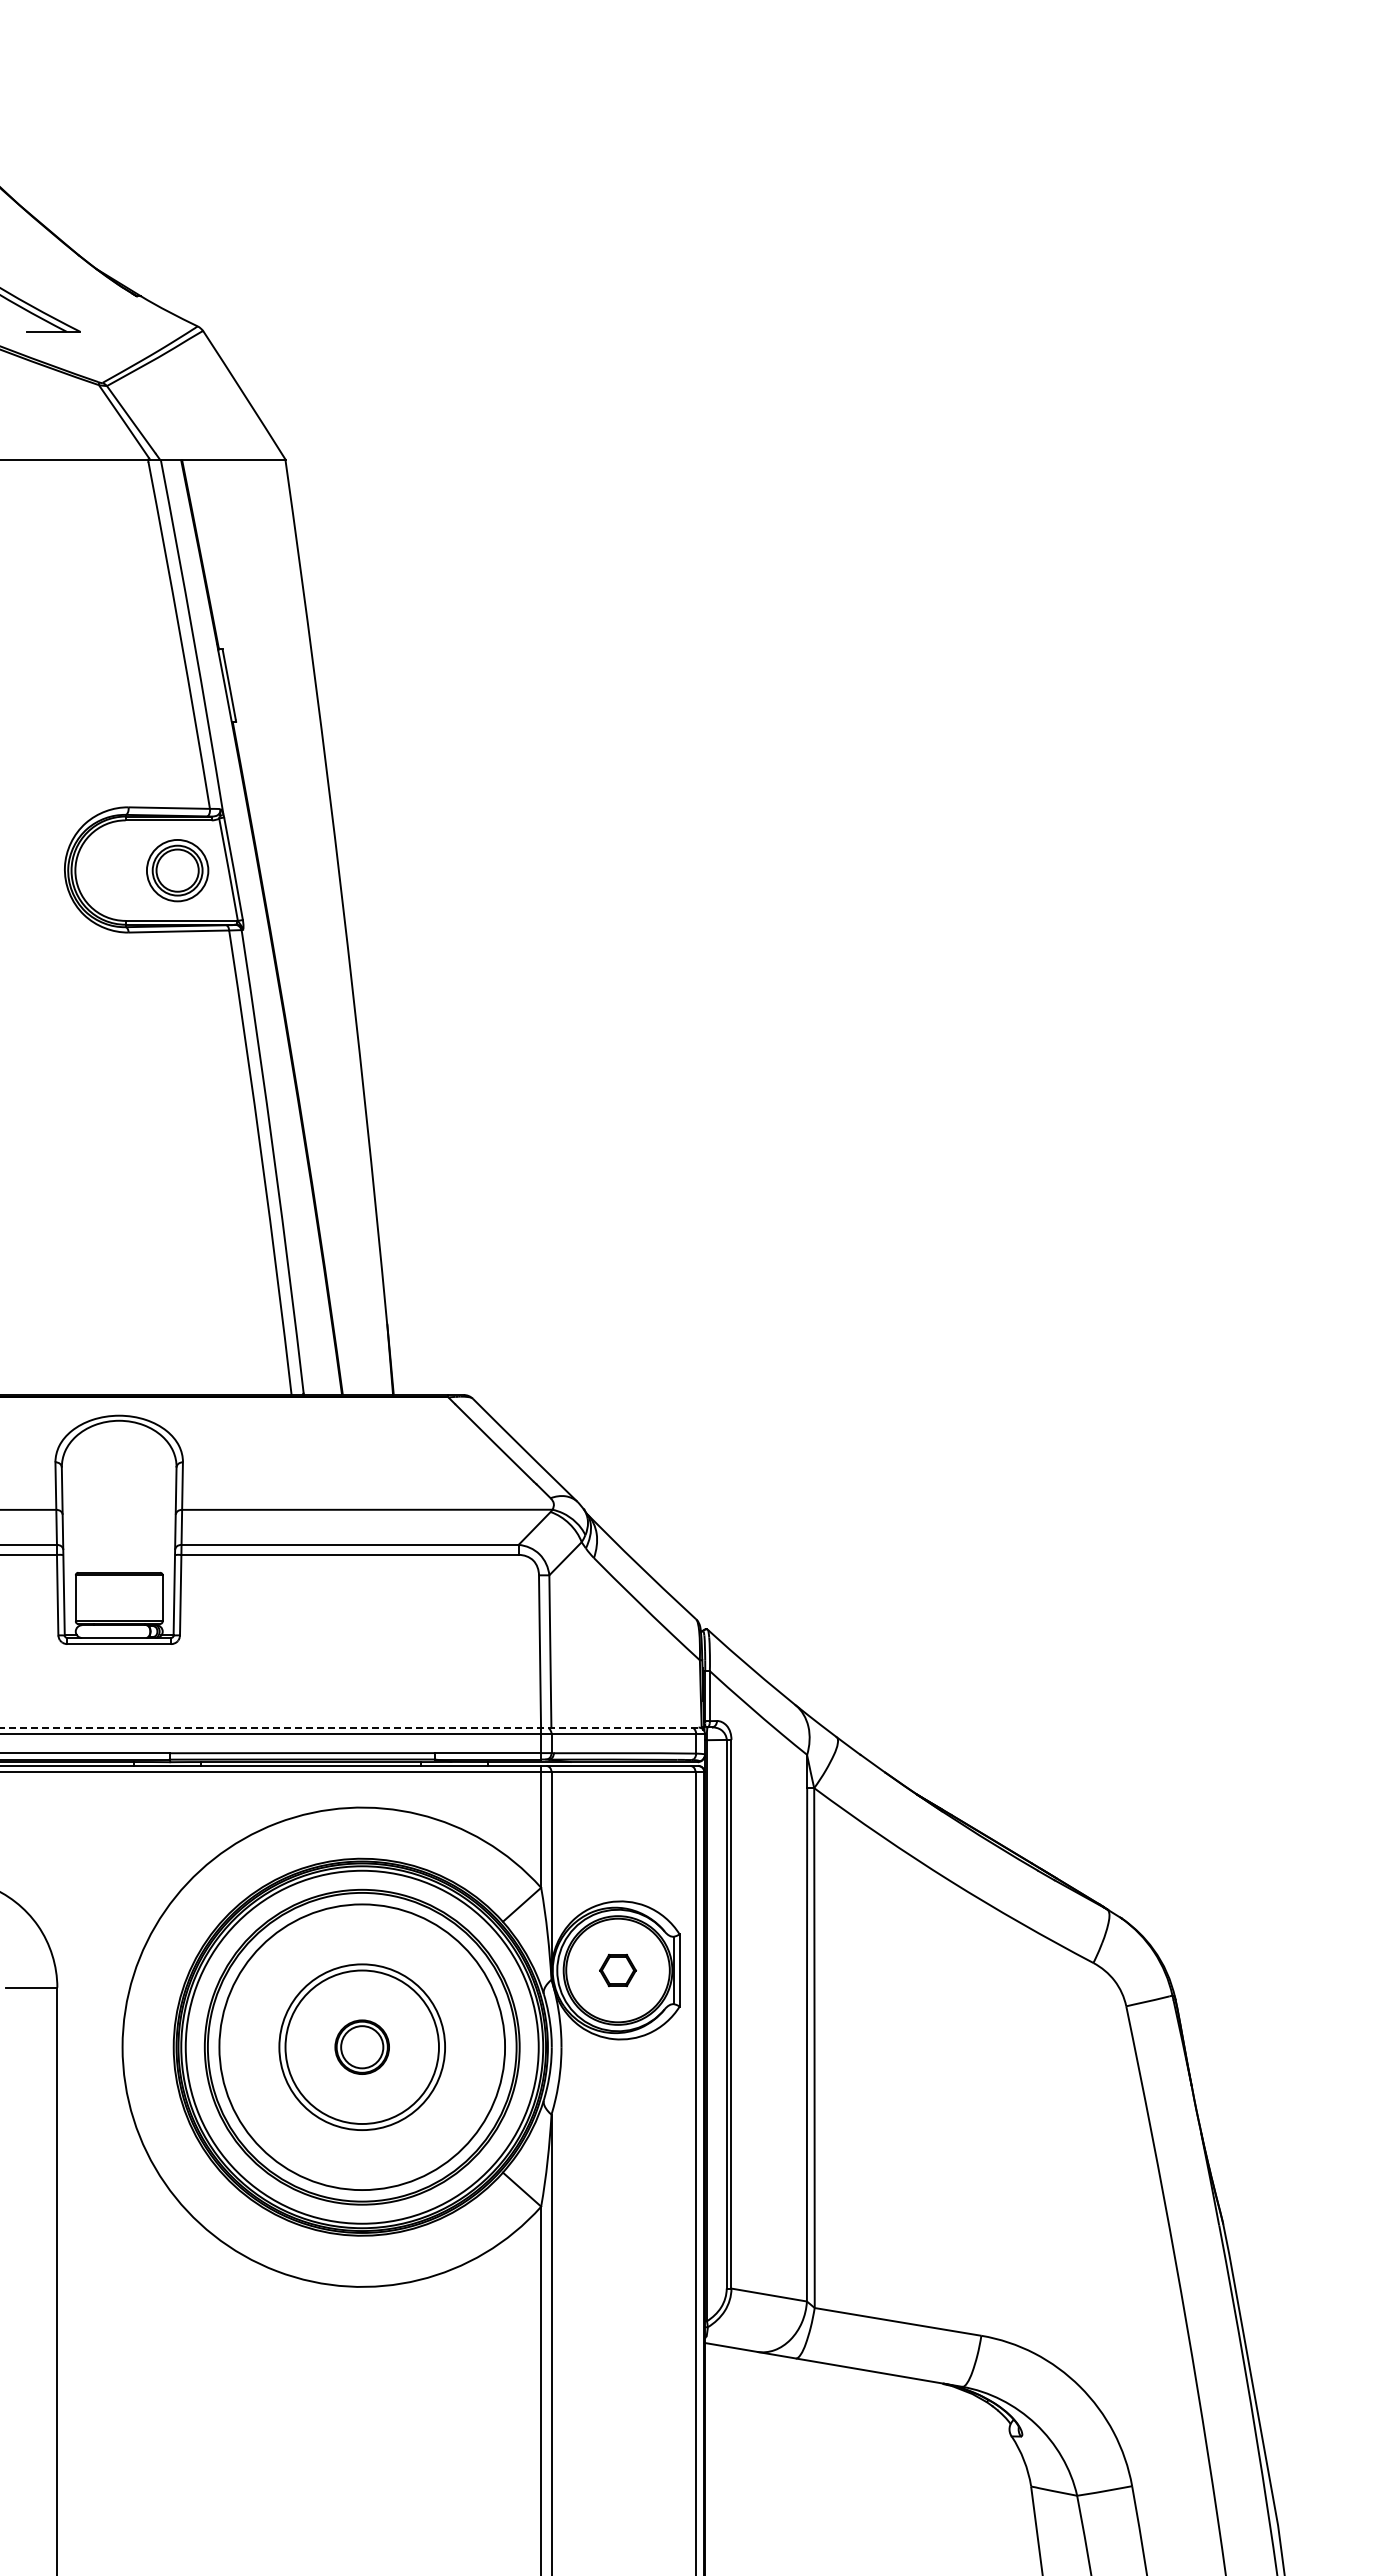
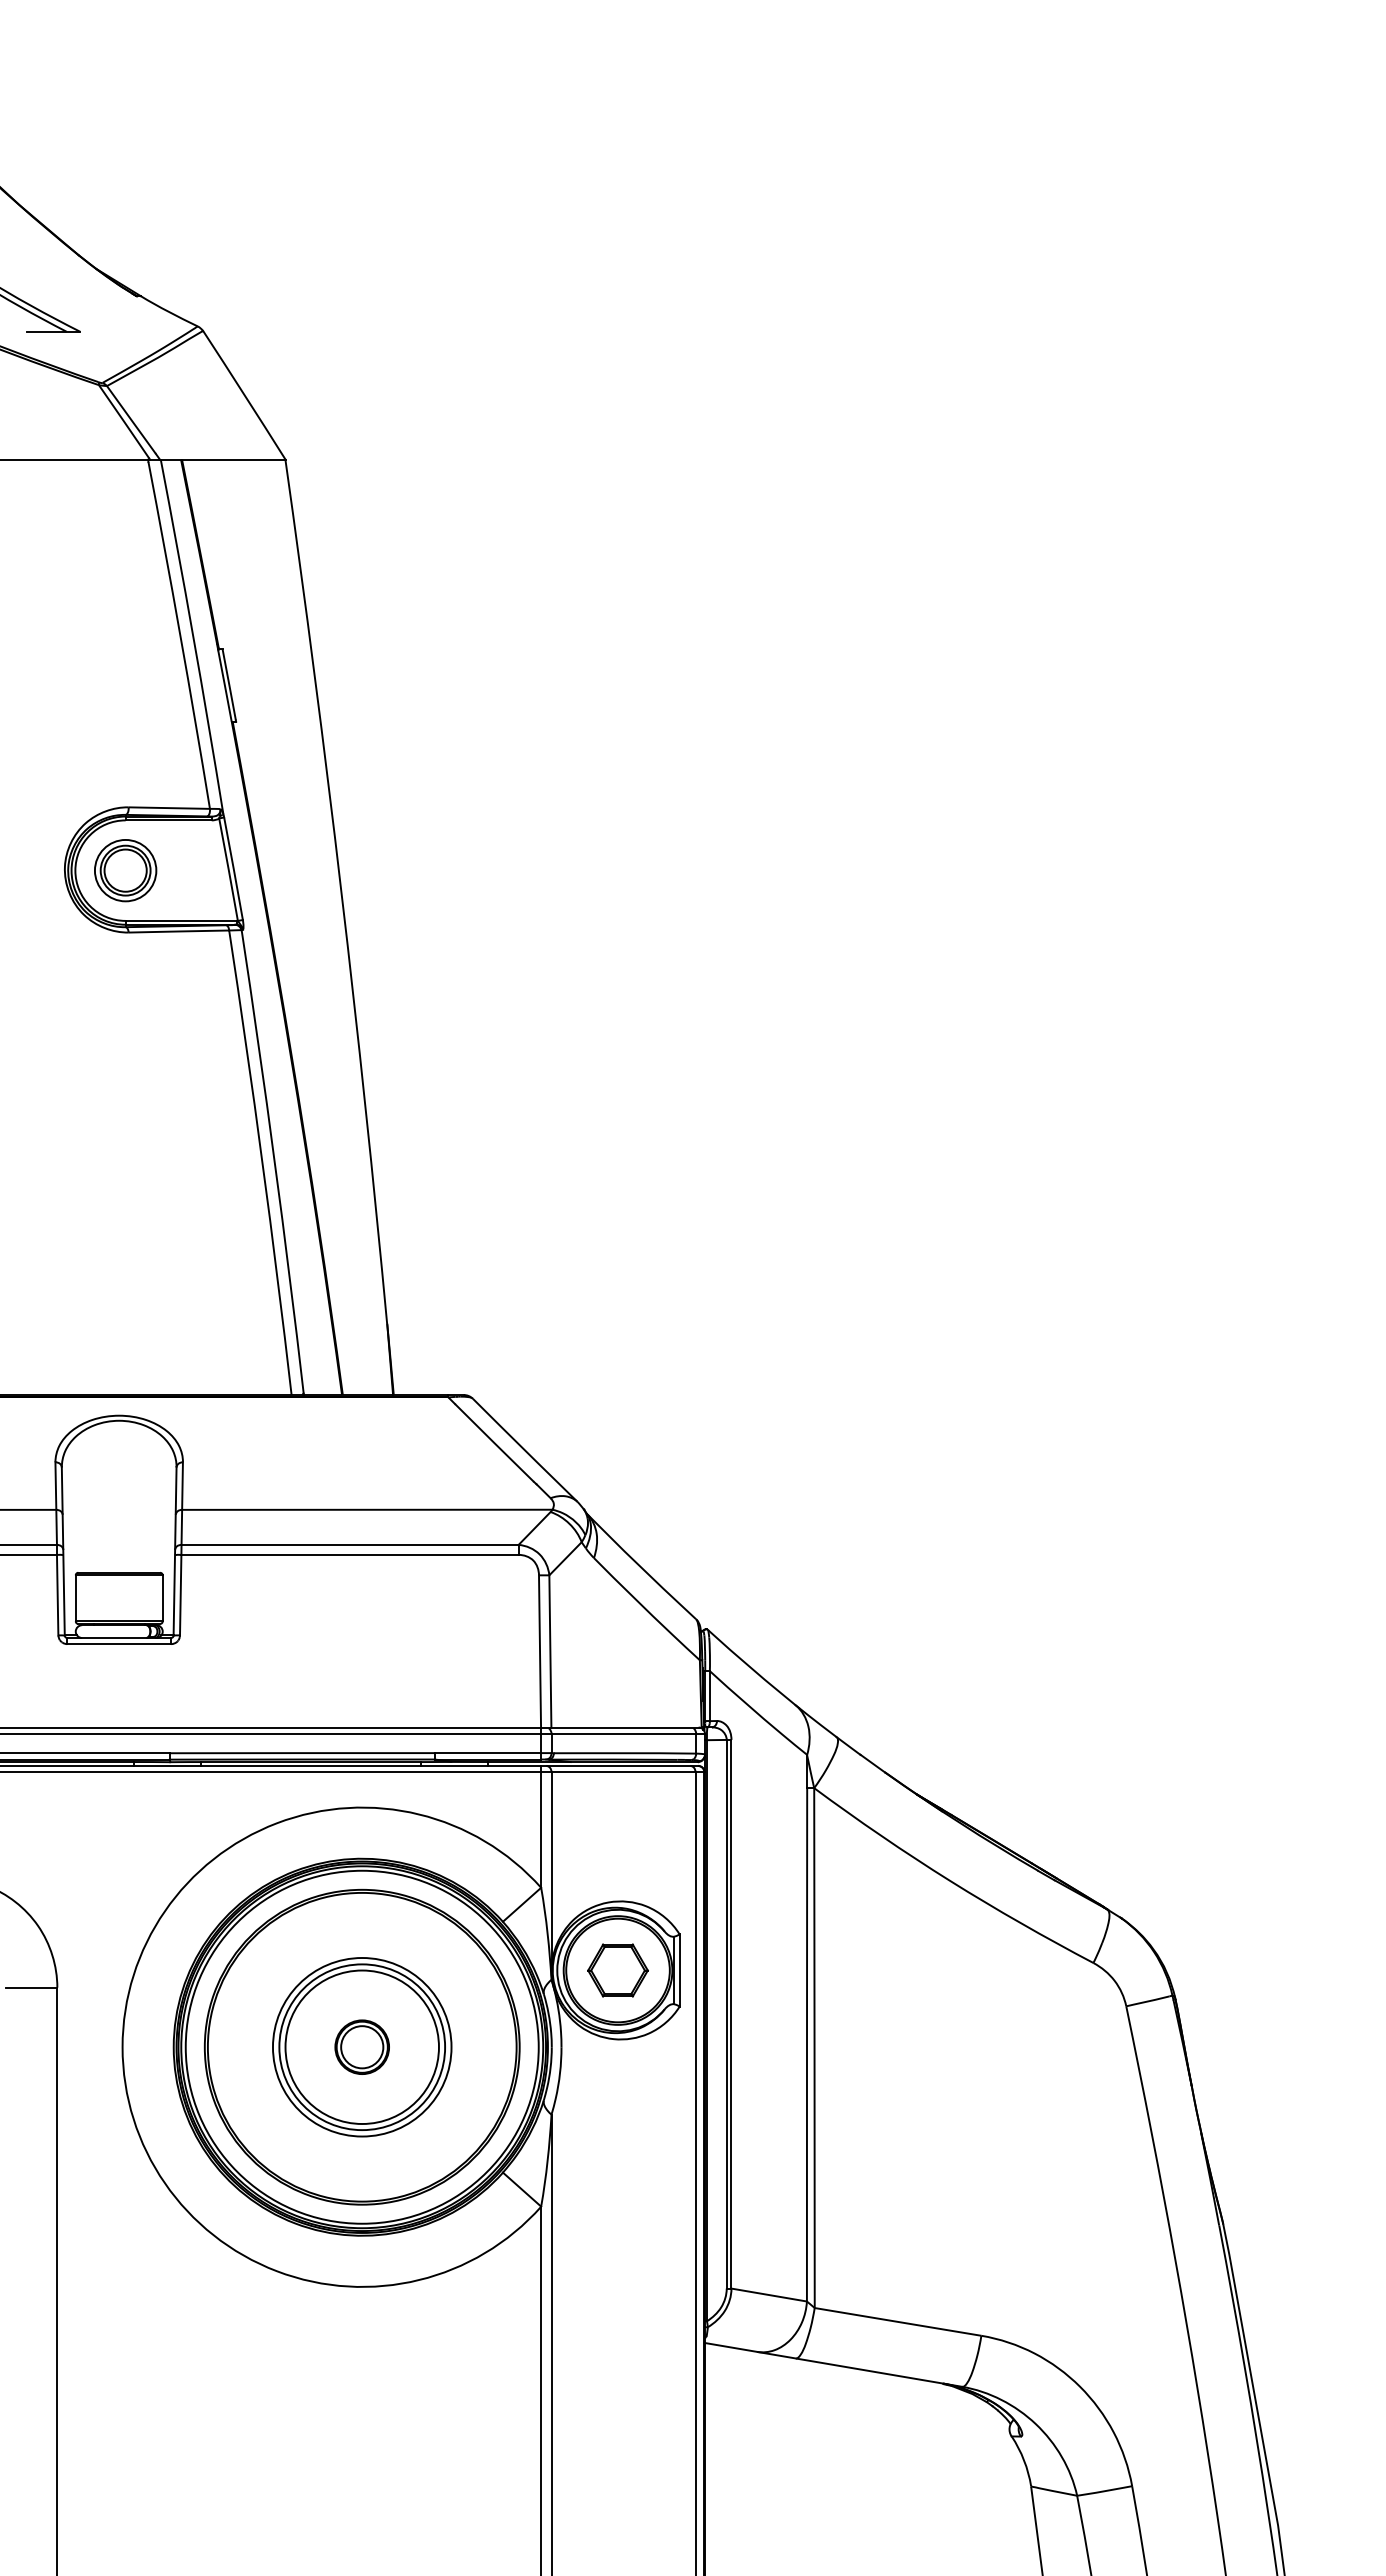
part position: (177, 870) -> (125, 870) (125, 870)
line: dashed -> solid (352, 1727)
part size: 38x34 px -> 62x55 px (617, 1970)
circle diameter: 286 px -> 179 px (361, 2046)
